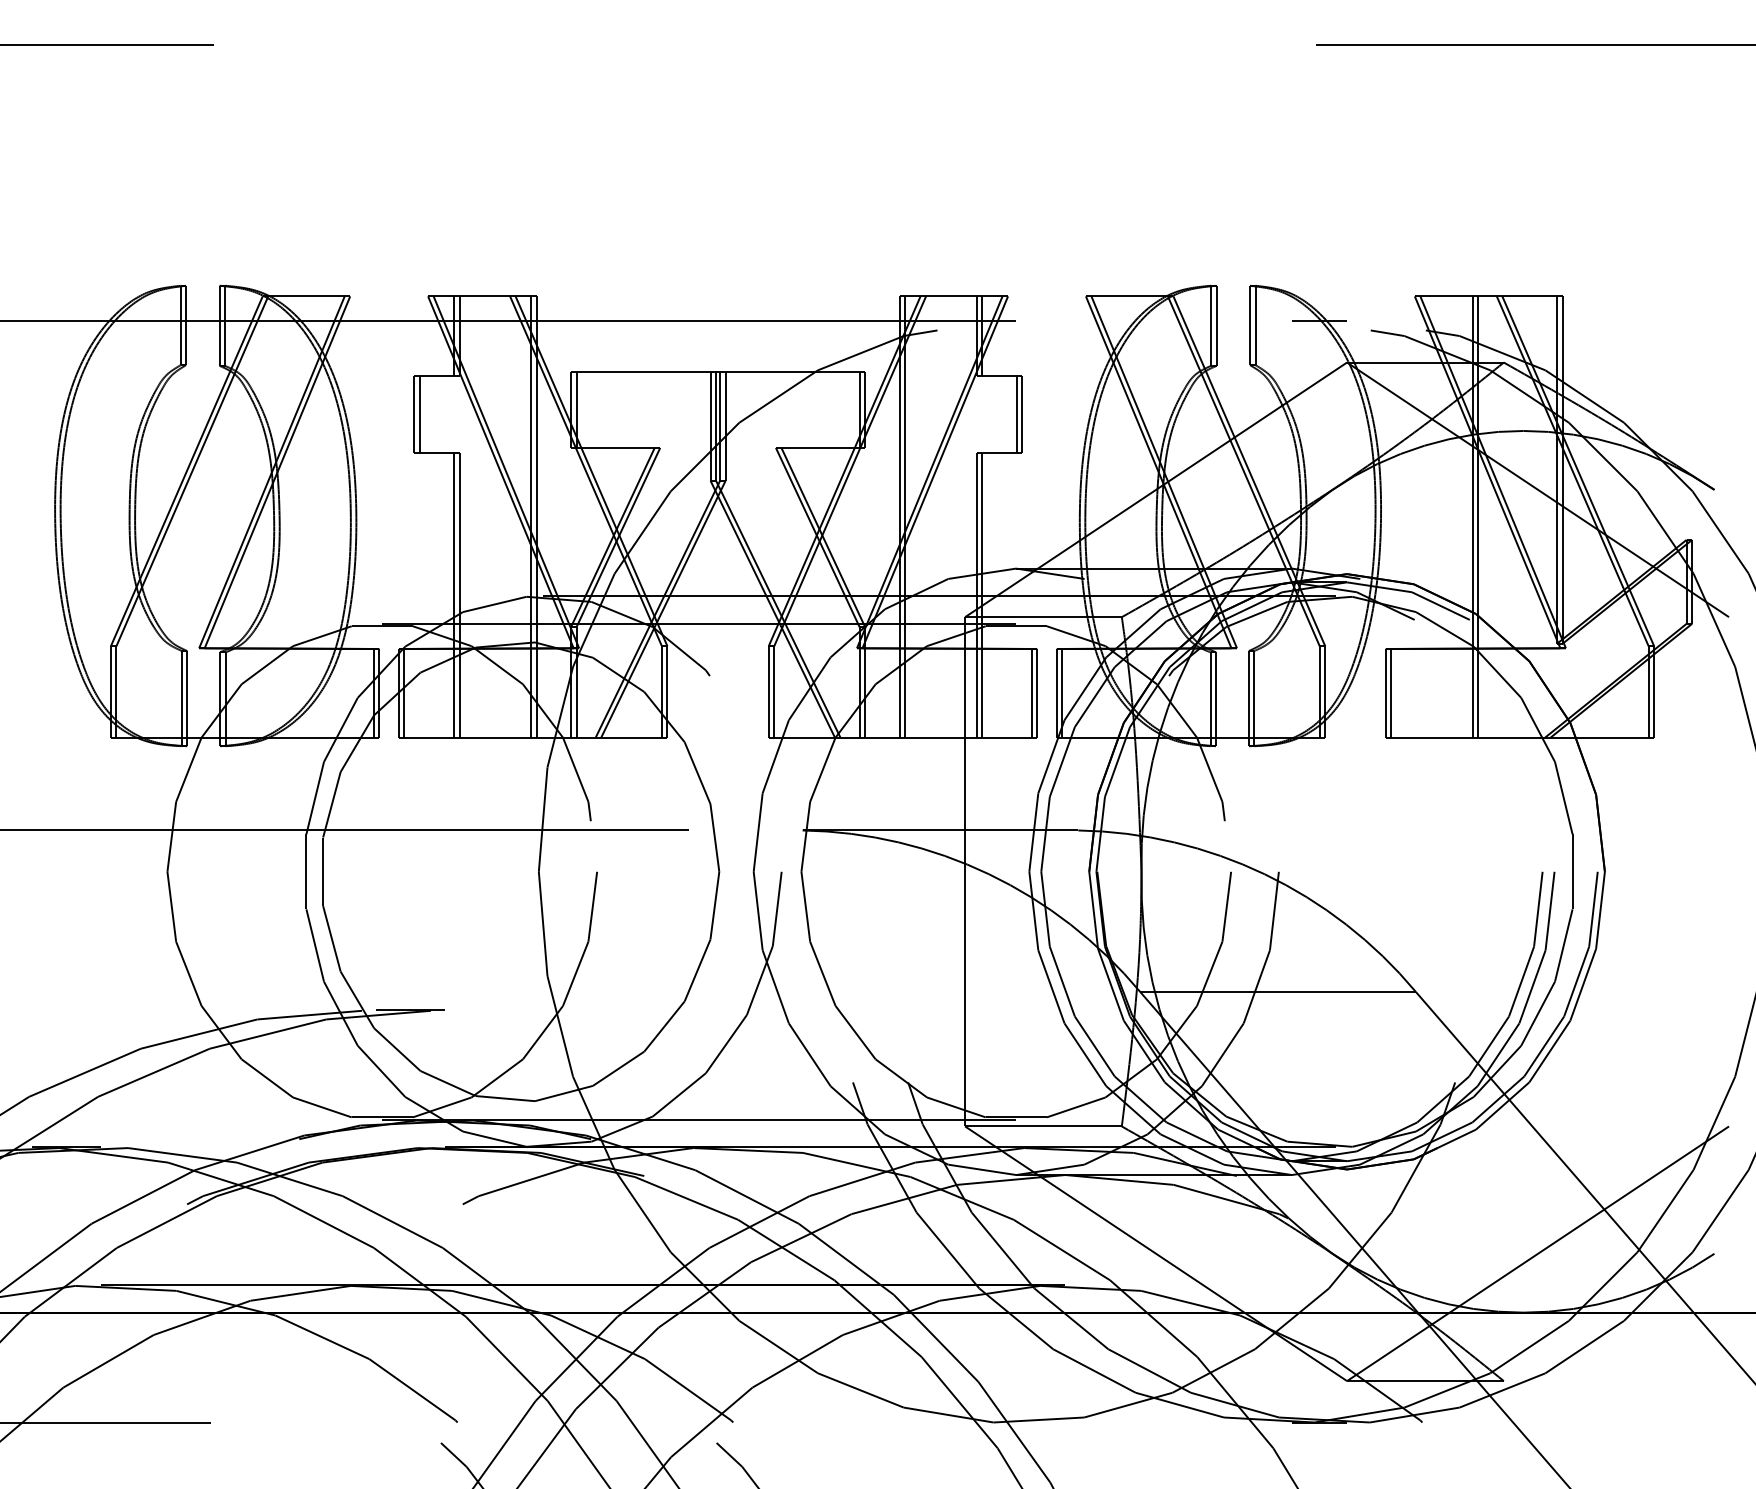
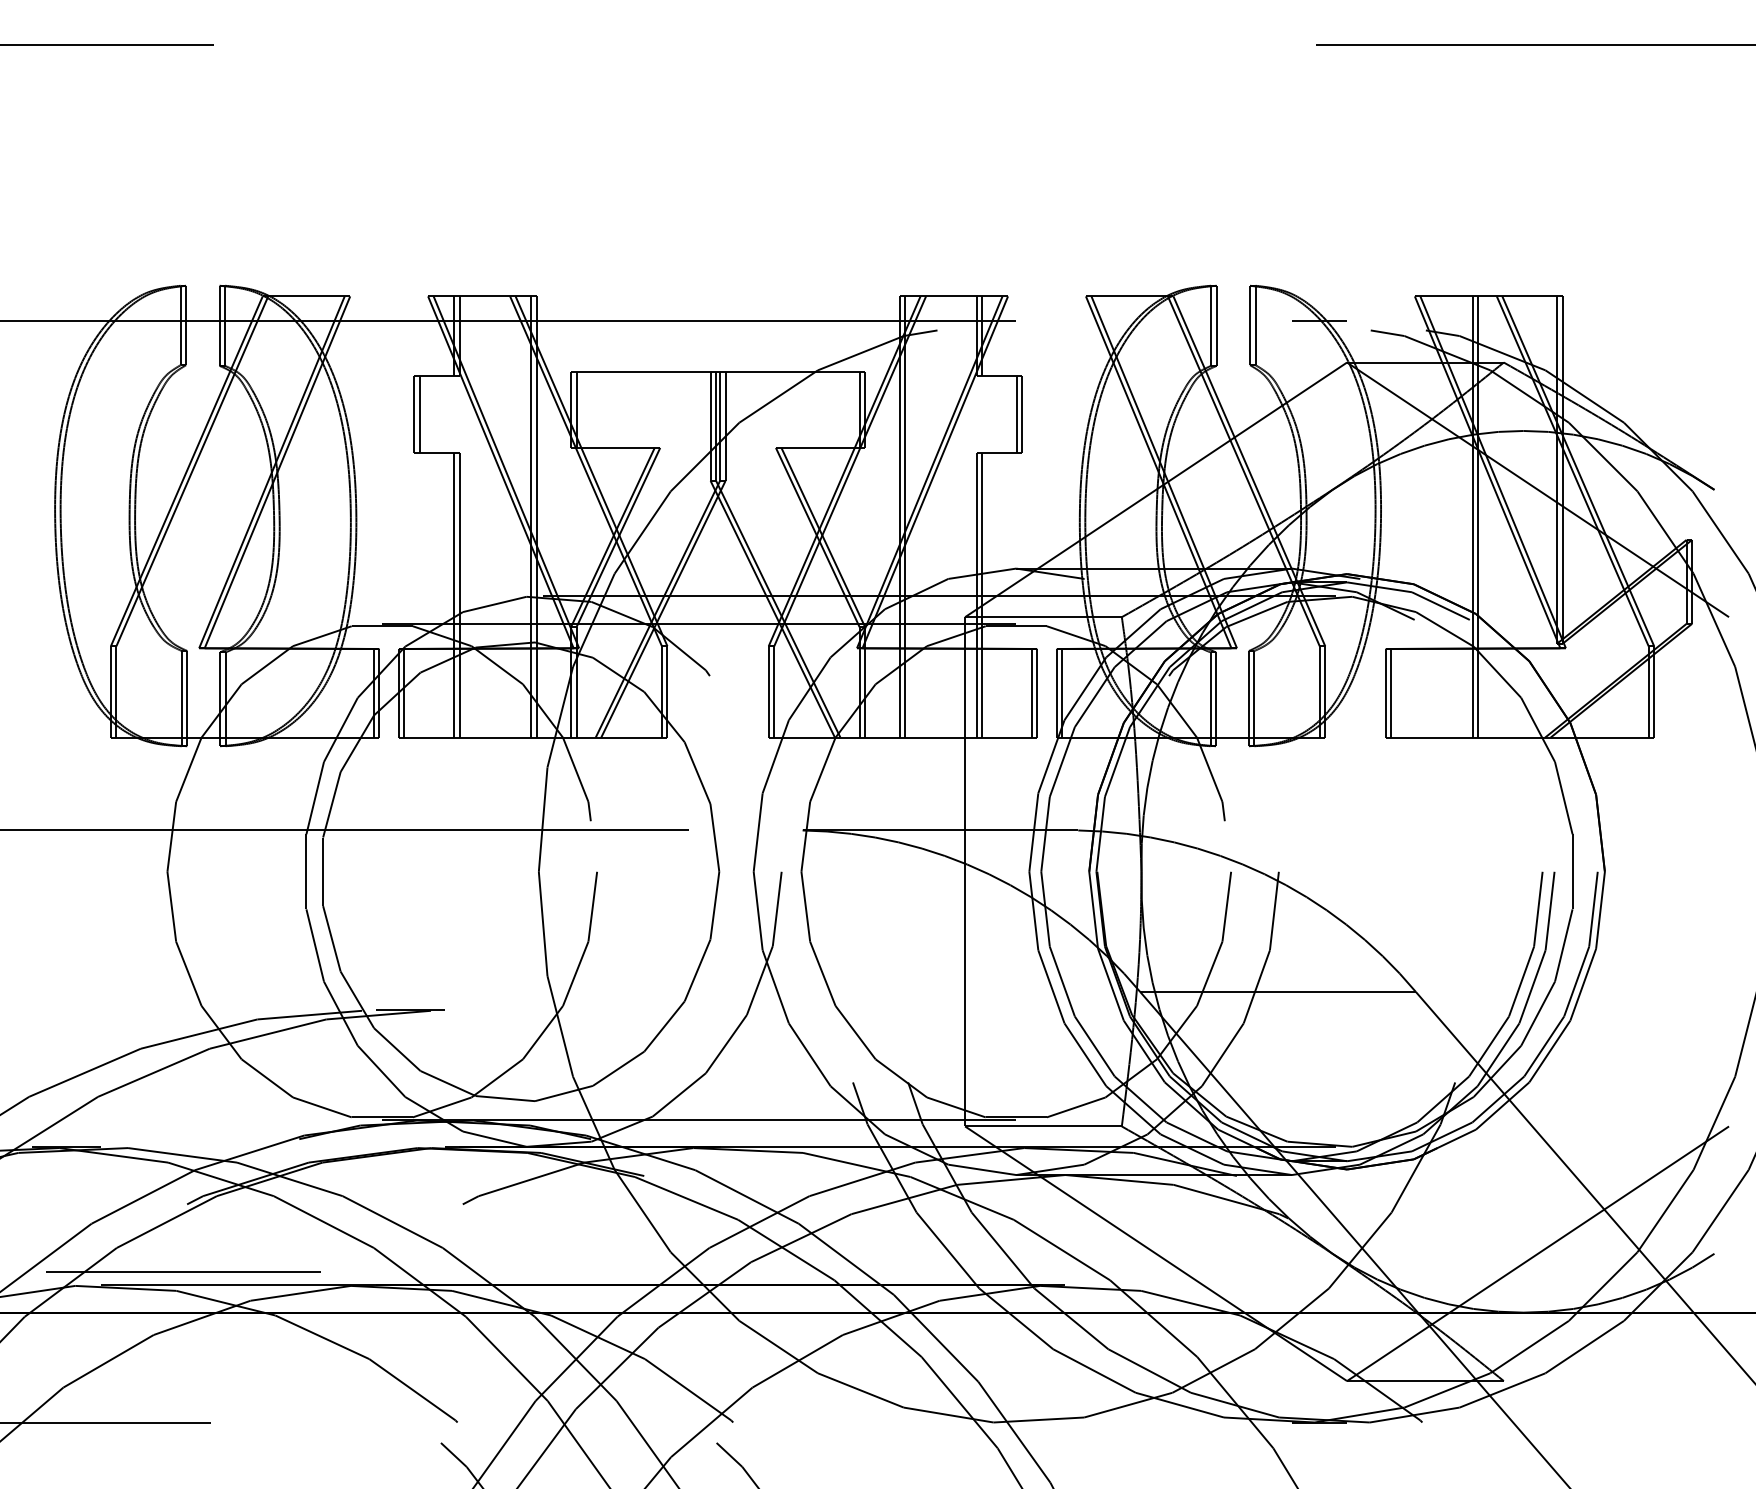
line: none -> present (183, 1271)
